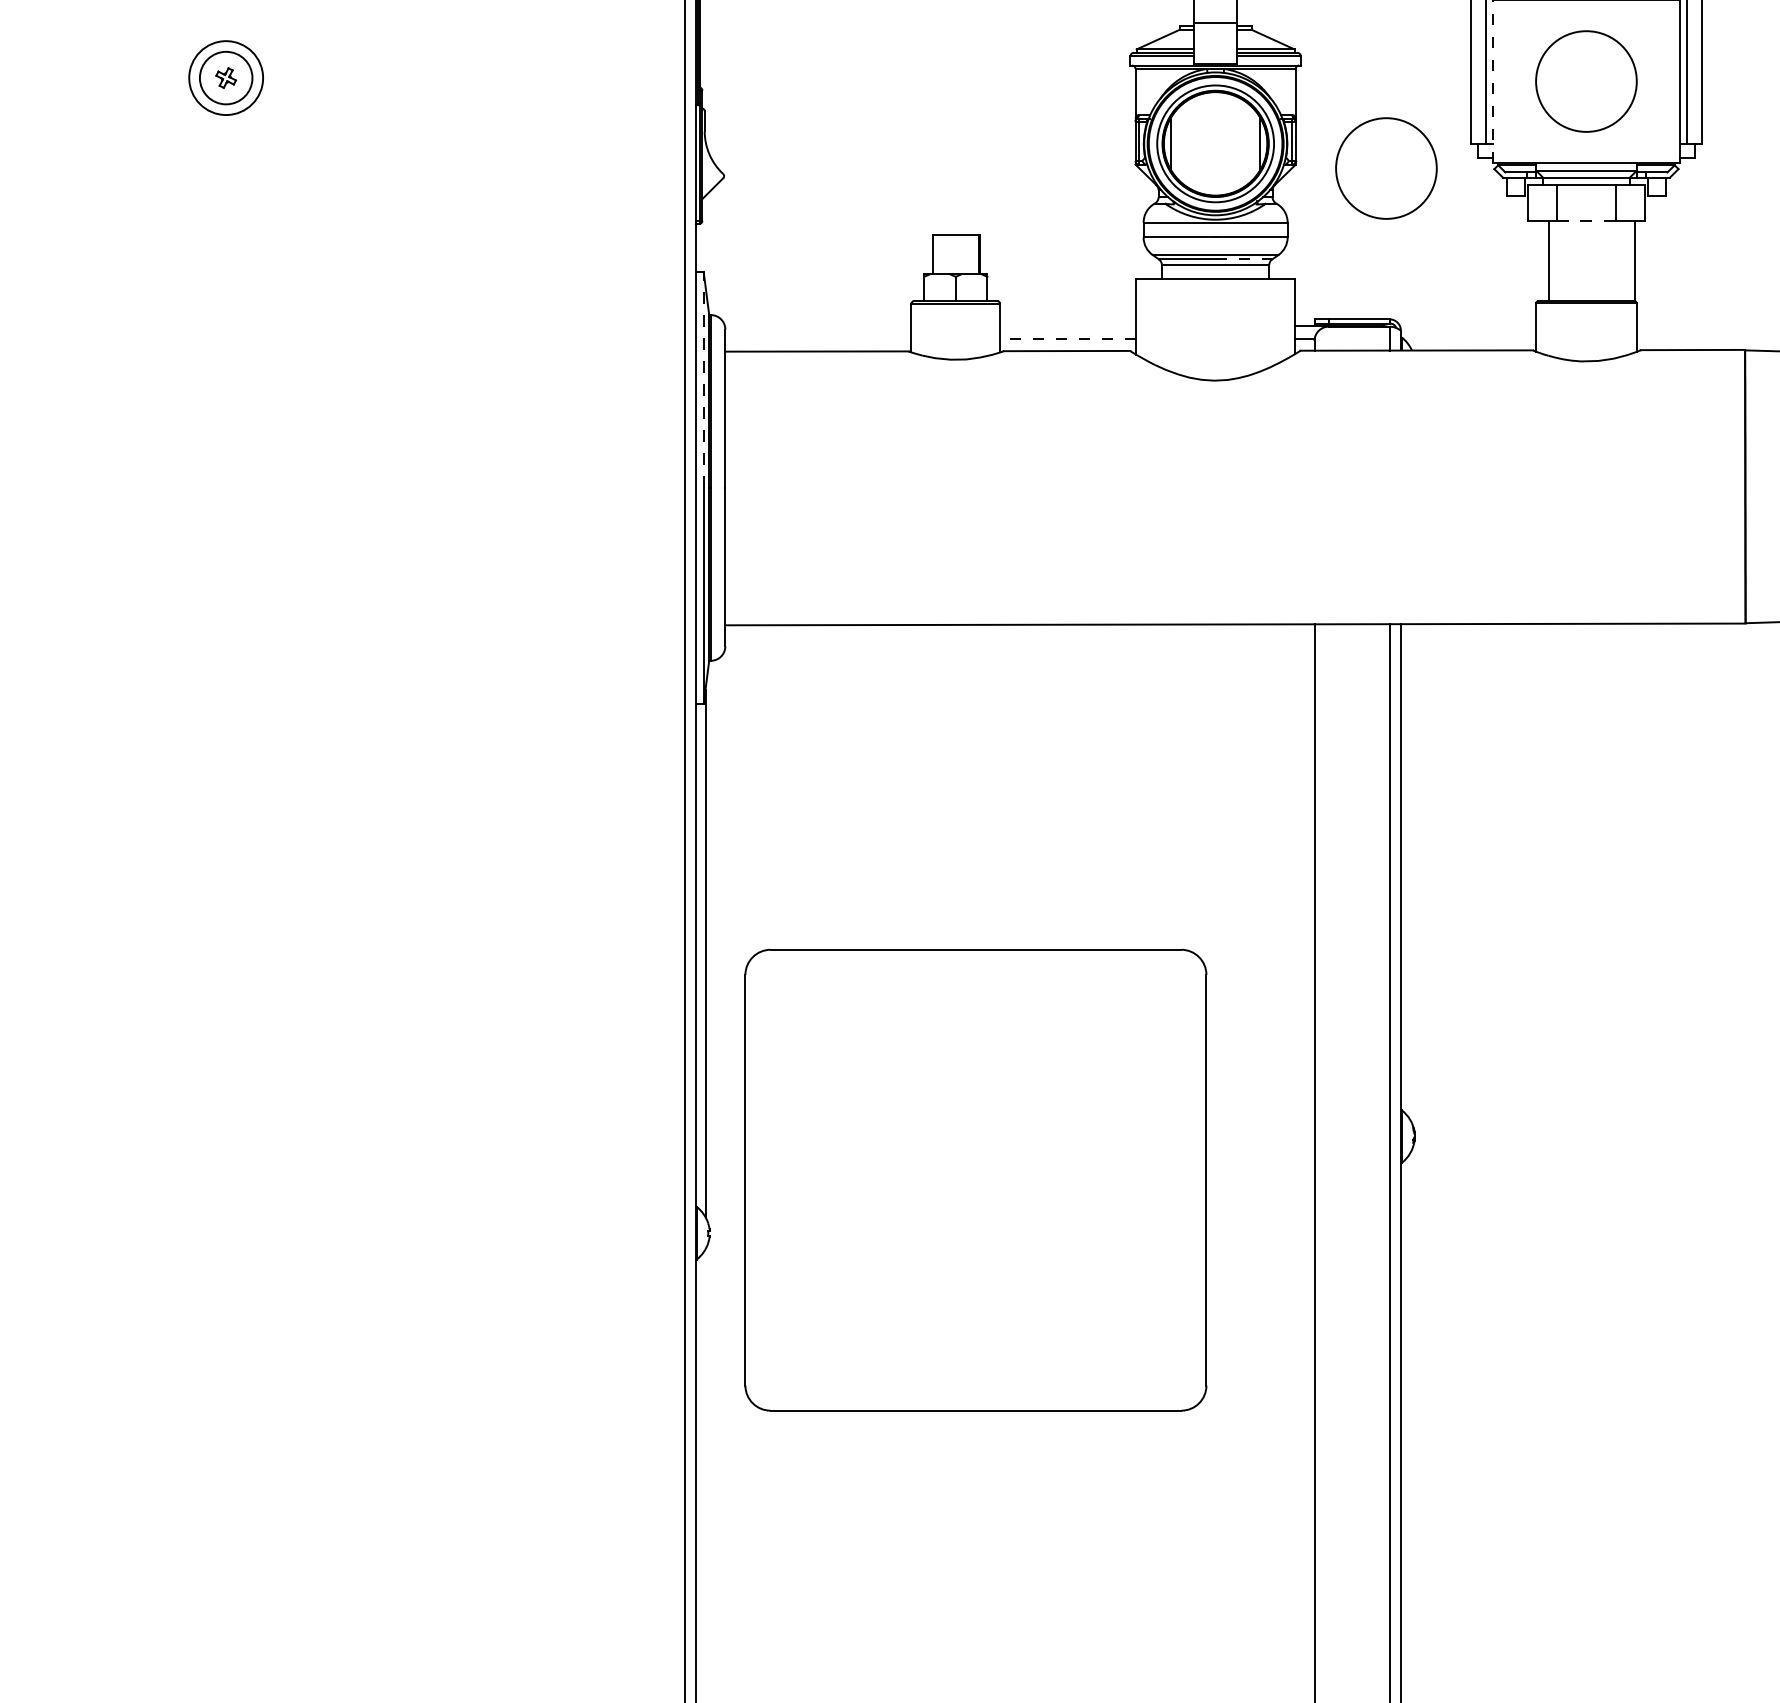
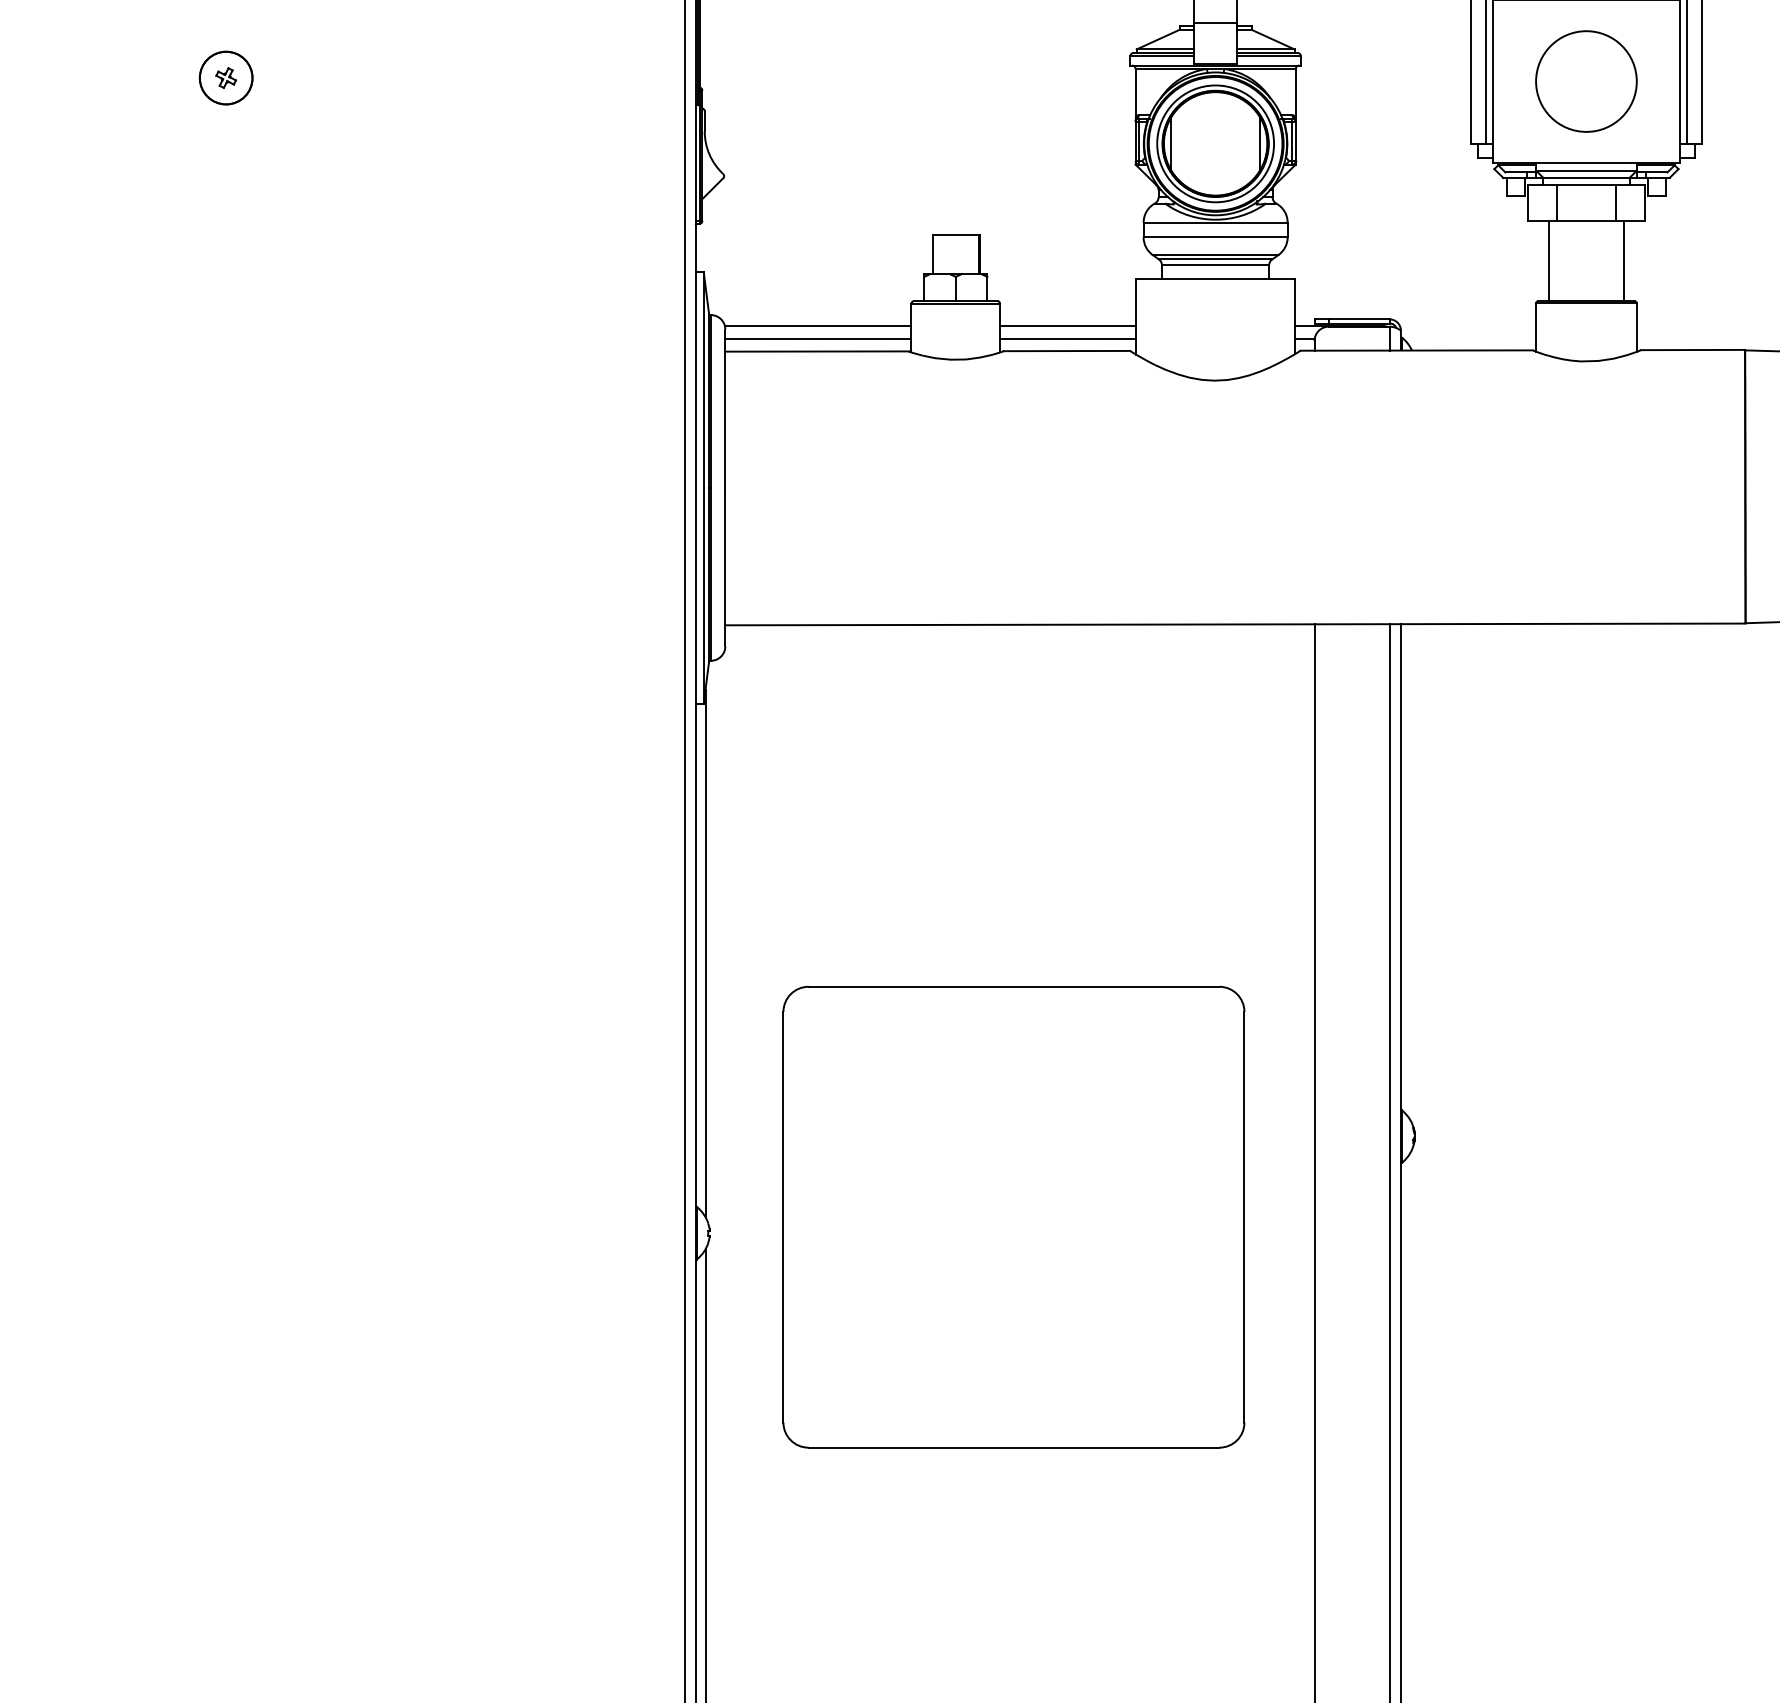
circle diameter: 74 px -> 53 px (225, 77)
line: dashed -> solid (1492, 81)
circle: present -> none (1386, 168)
line: dashed -> solid (1586, 220)
line: dashed -> solid (1244, 259)
line position: (1635, 260) -> (1624, 260) (1624, 260)
line: none -> present (818, 326)
line: none -> present (1068, 326)
line: none -> present (818, 338)
line: dashed -> solid (1067, 338)
line: dashed -> solid (703, 379)
part position: (975, 1179) -> (1013, 1216) (1013, 1216)
line: none -> present (705, 1474)
